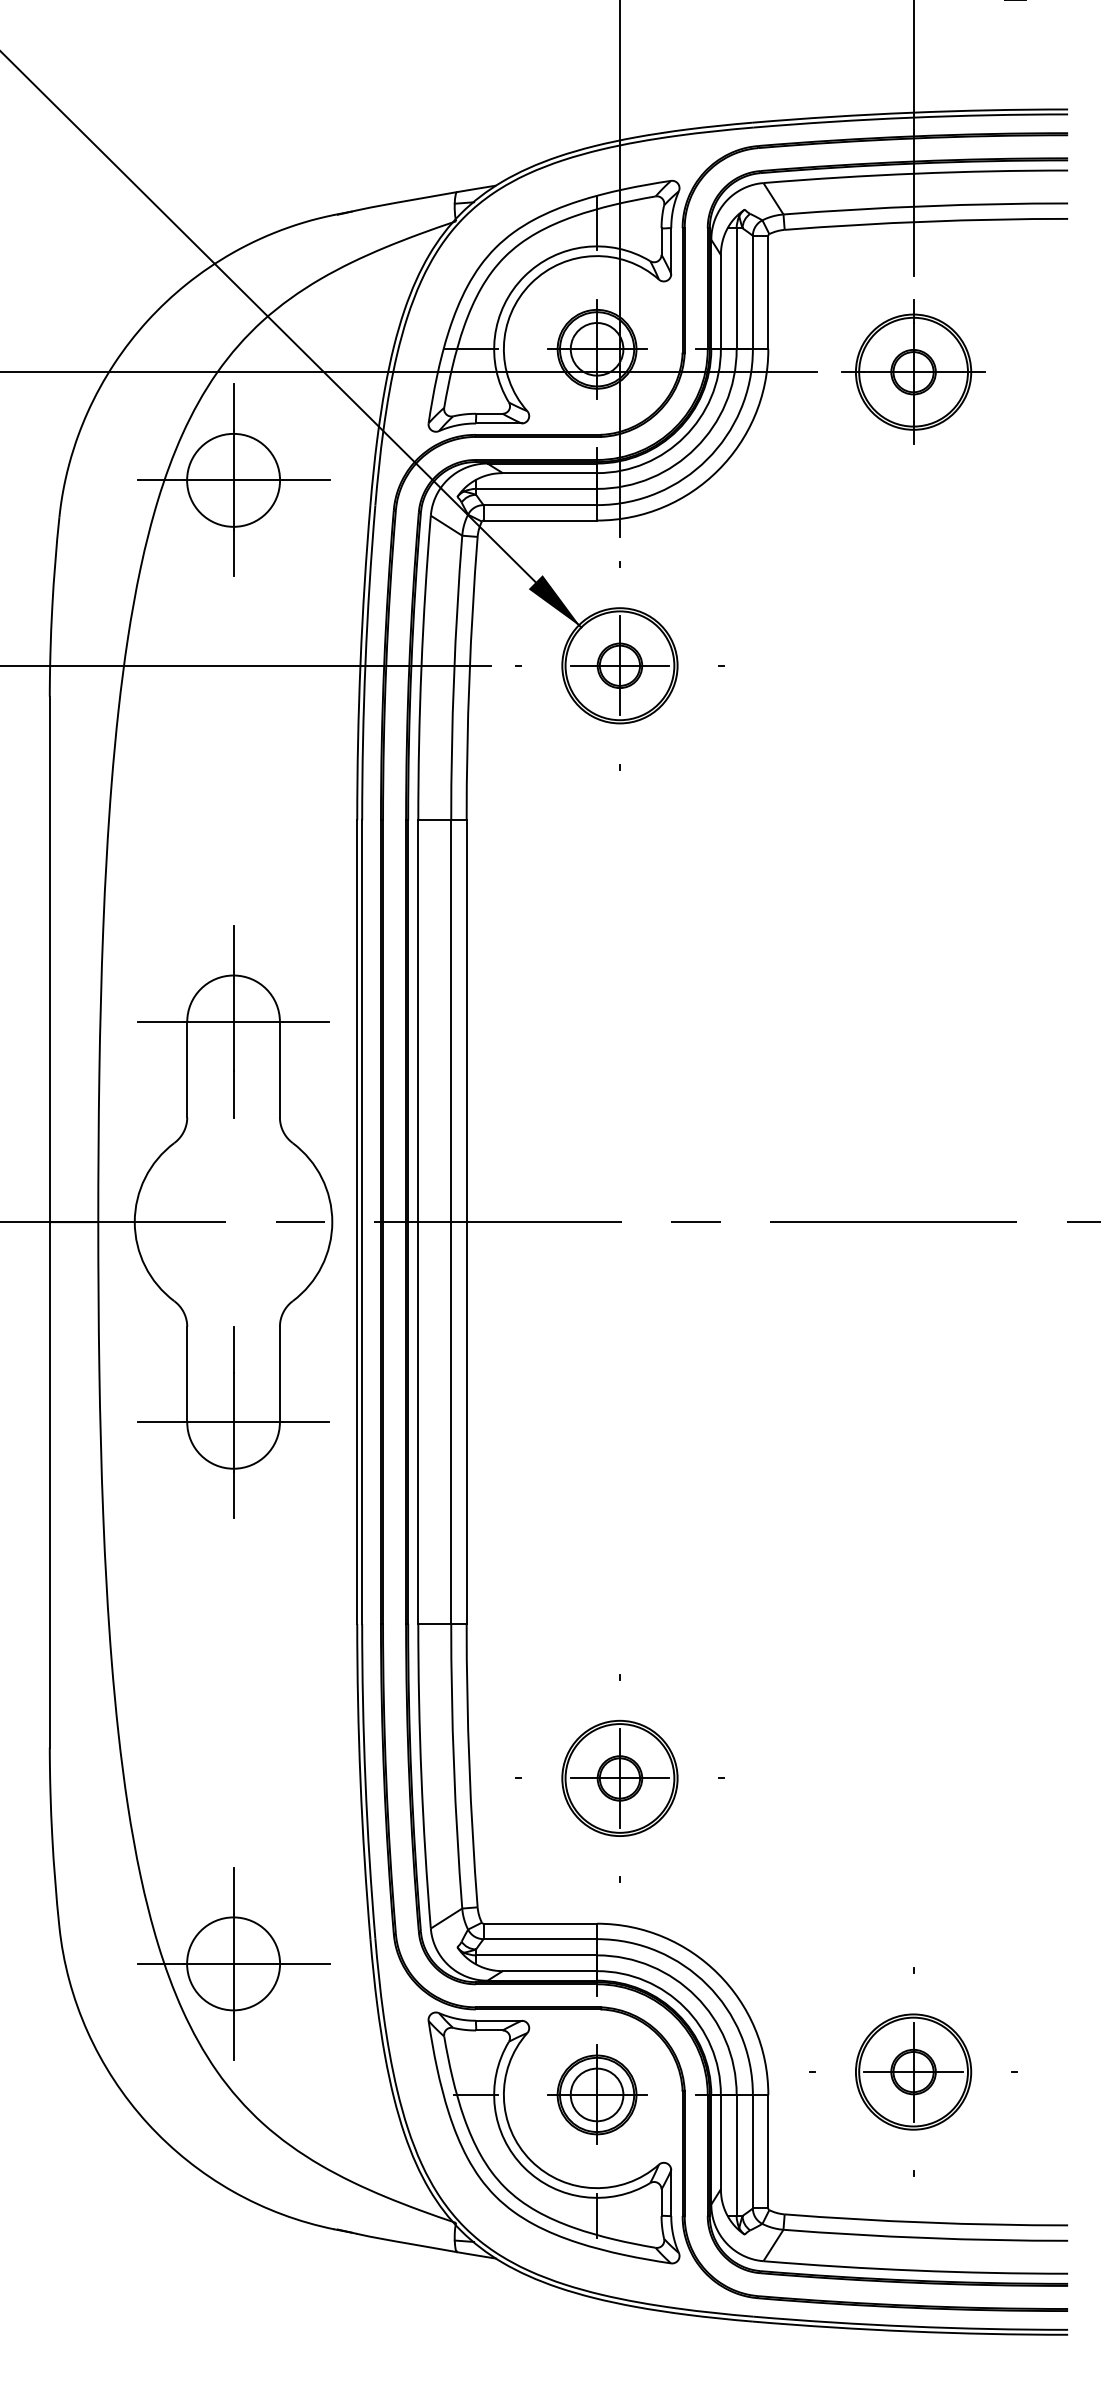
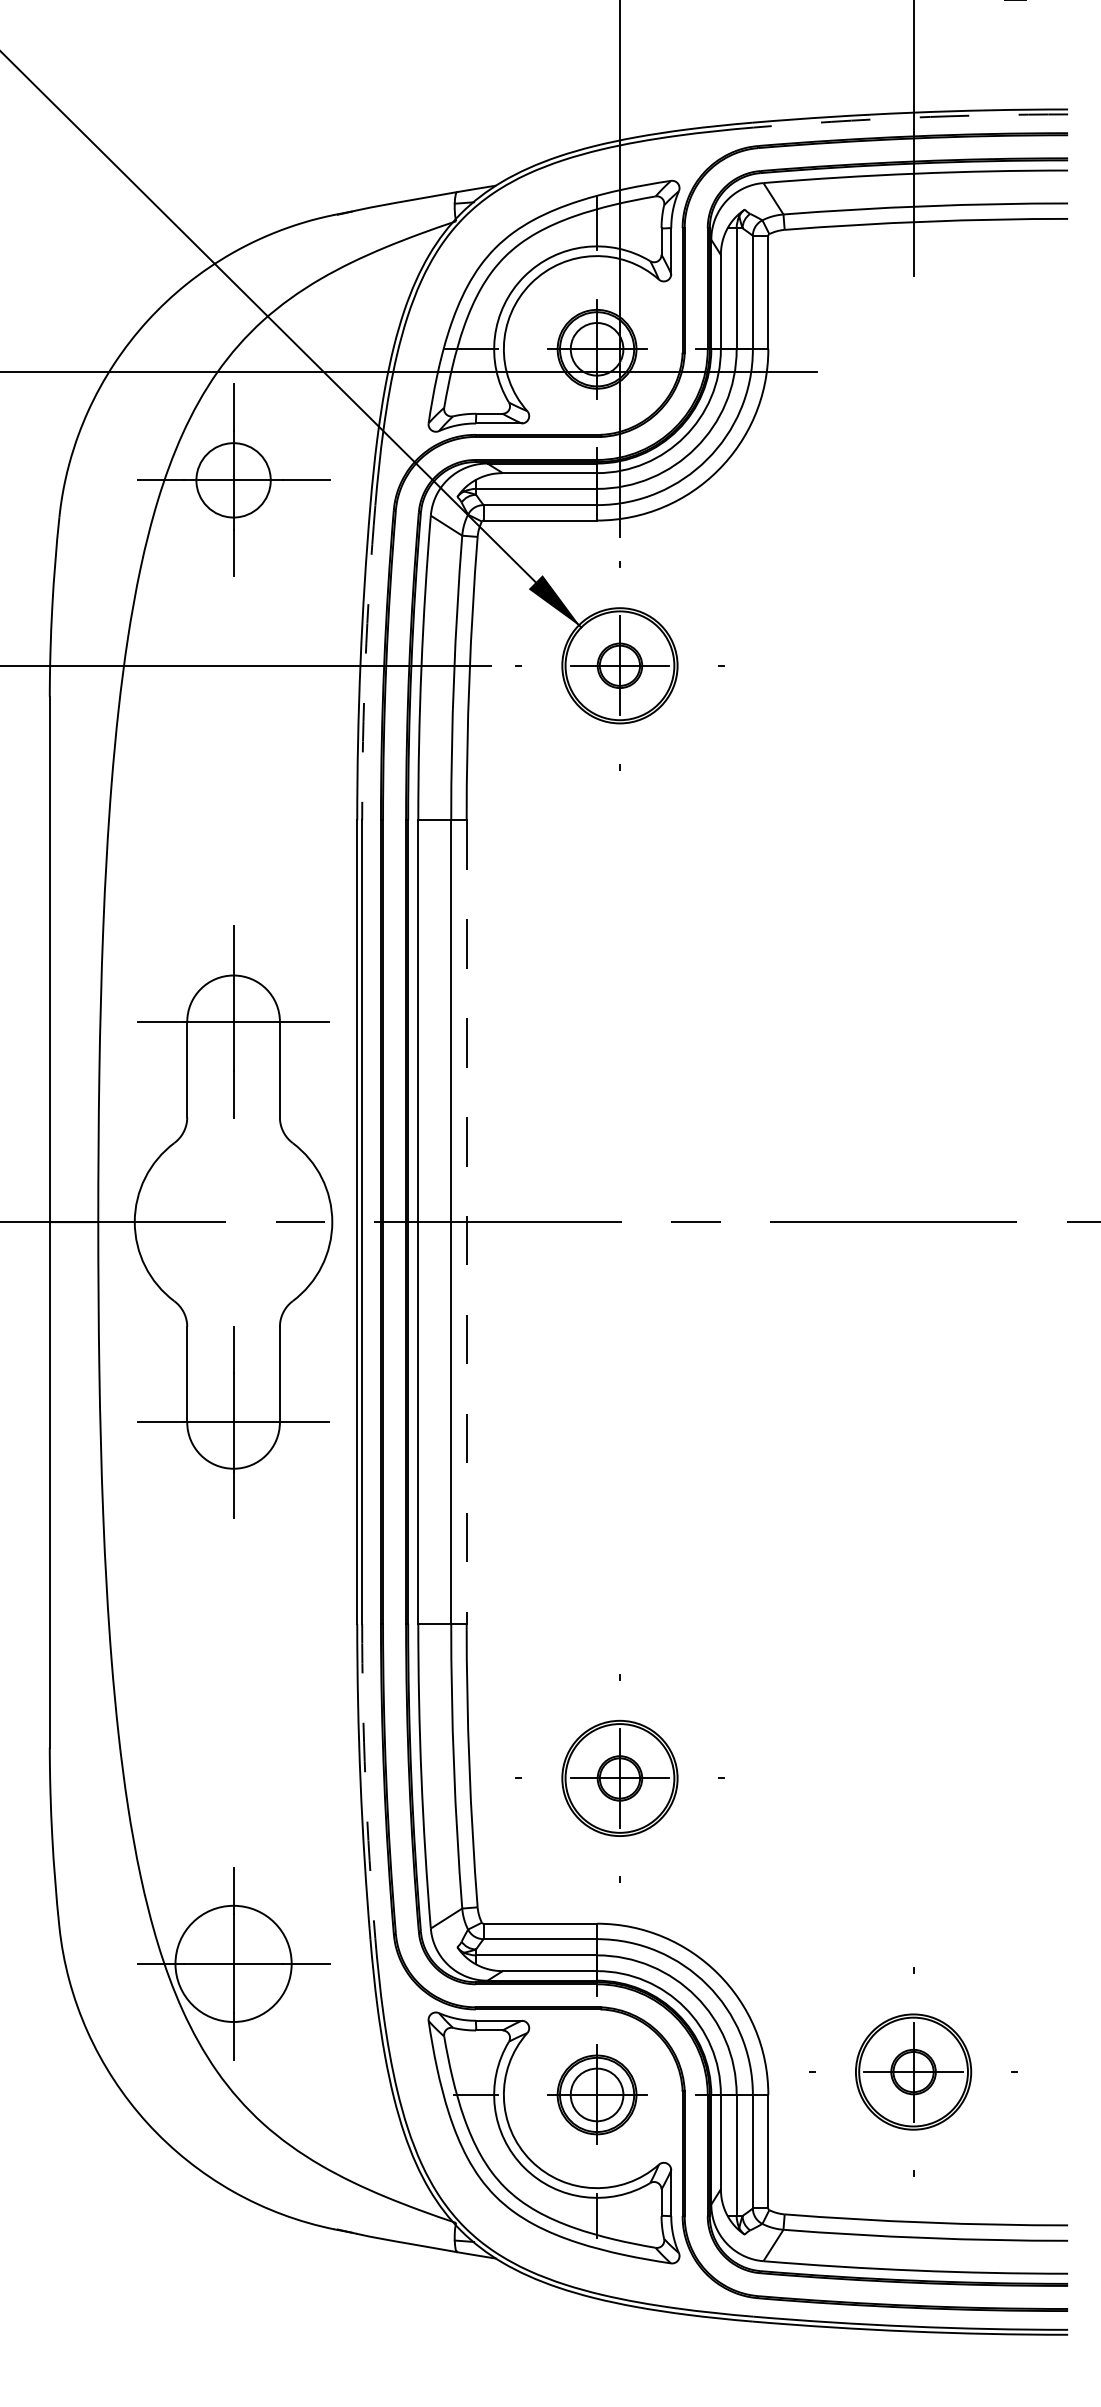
arc: solid -> dashed (910, 117)
part: present -> none (913, 371)
circle diameter: 93 px -> 74 px (233, 480)
arc: solid -> dashed (365, 662)
line: solid -> dashed (466, 1222)
arc: solid -> dashed (365, 1781)
circle diameter: 93 px -> 116 px (233, 1963)
